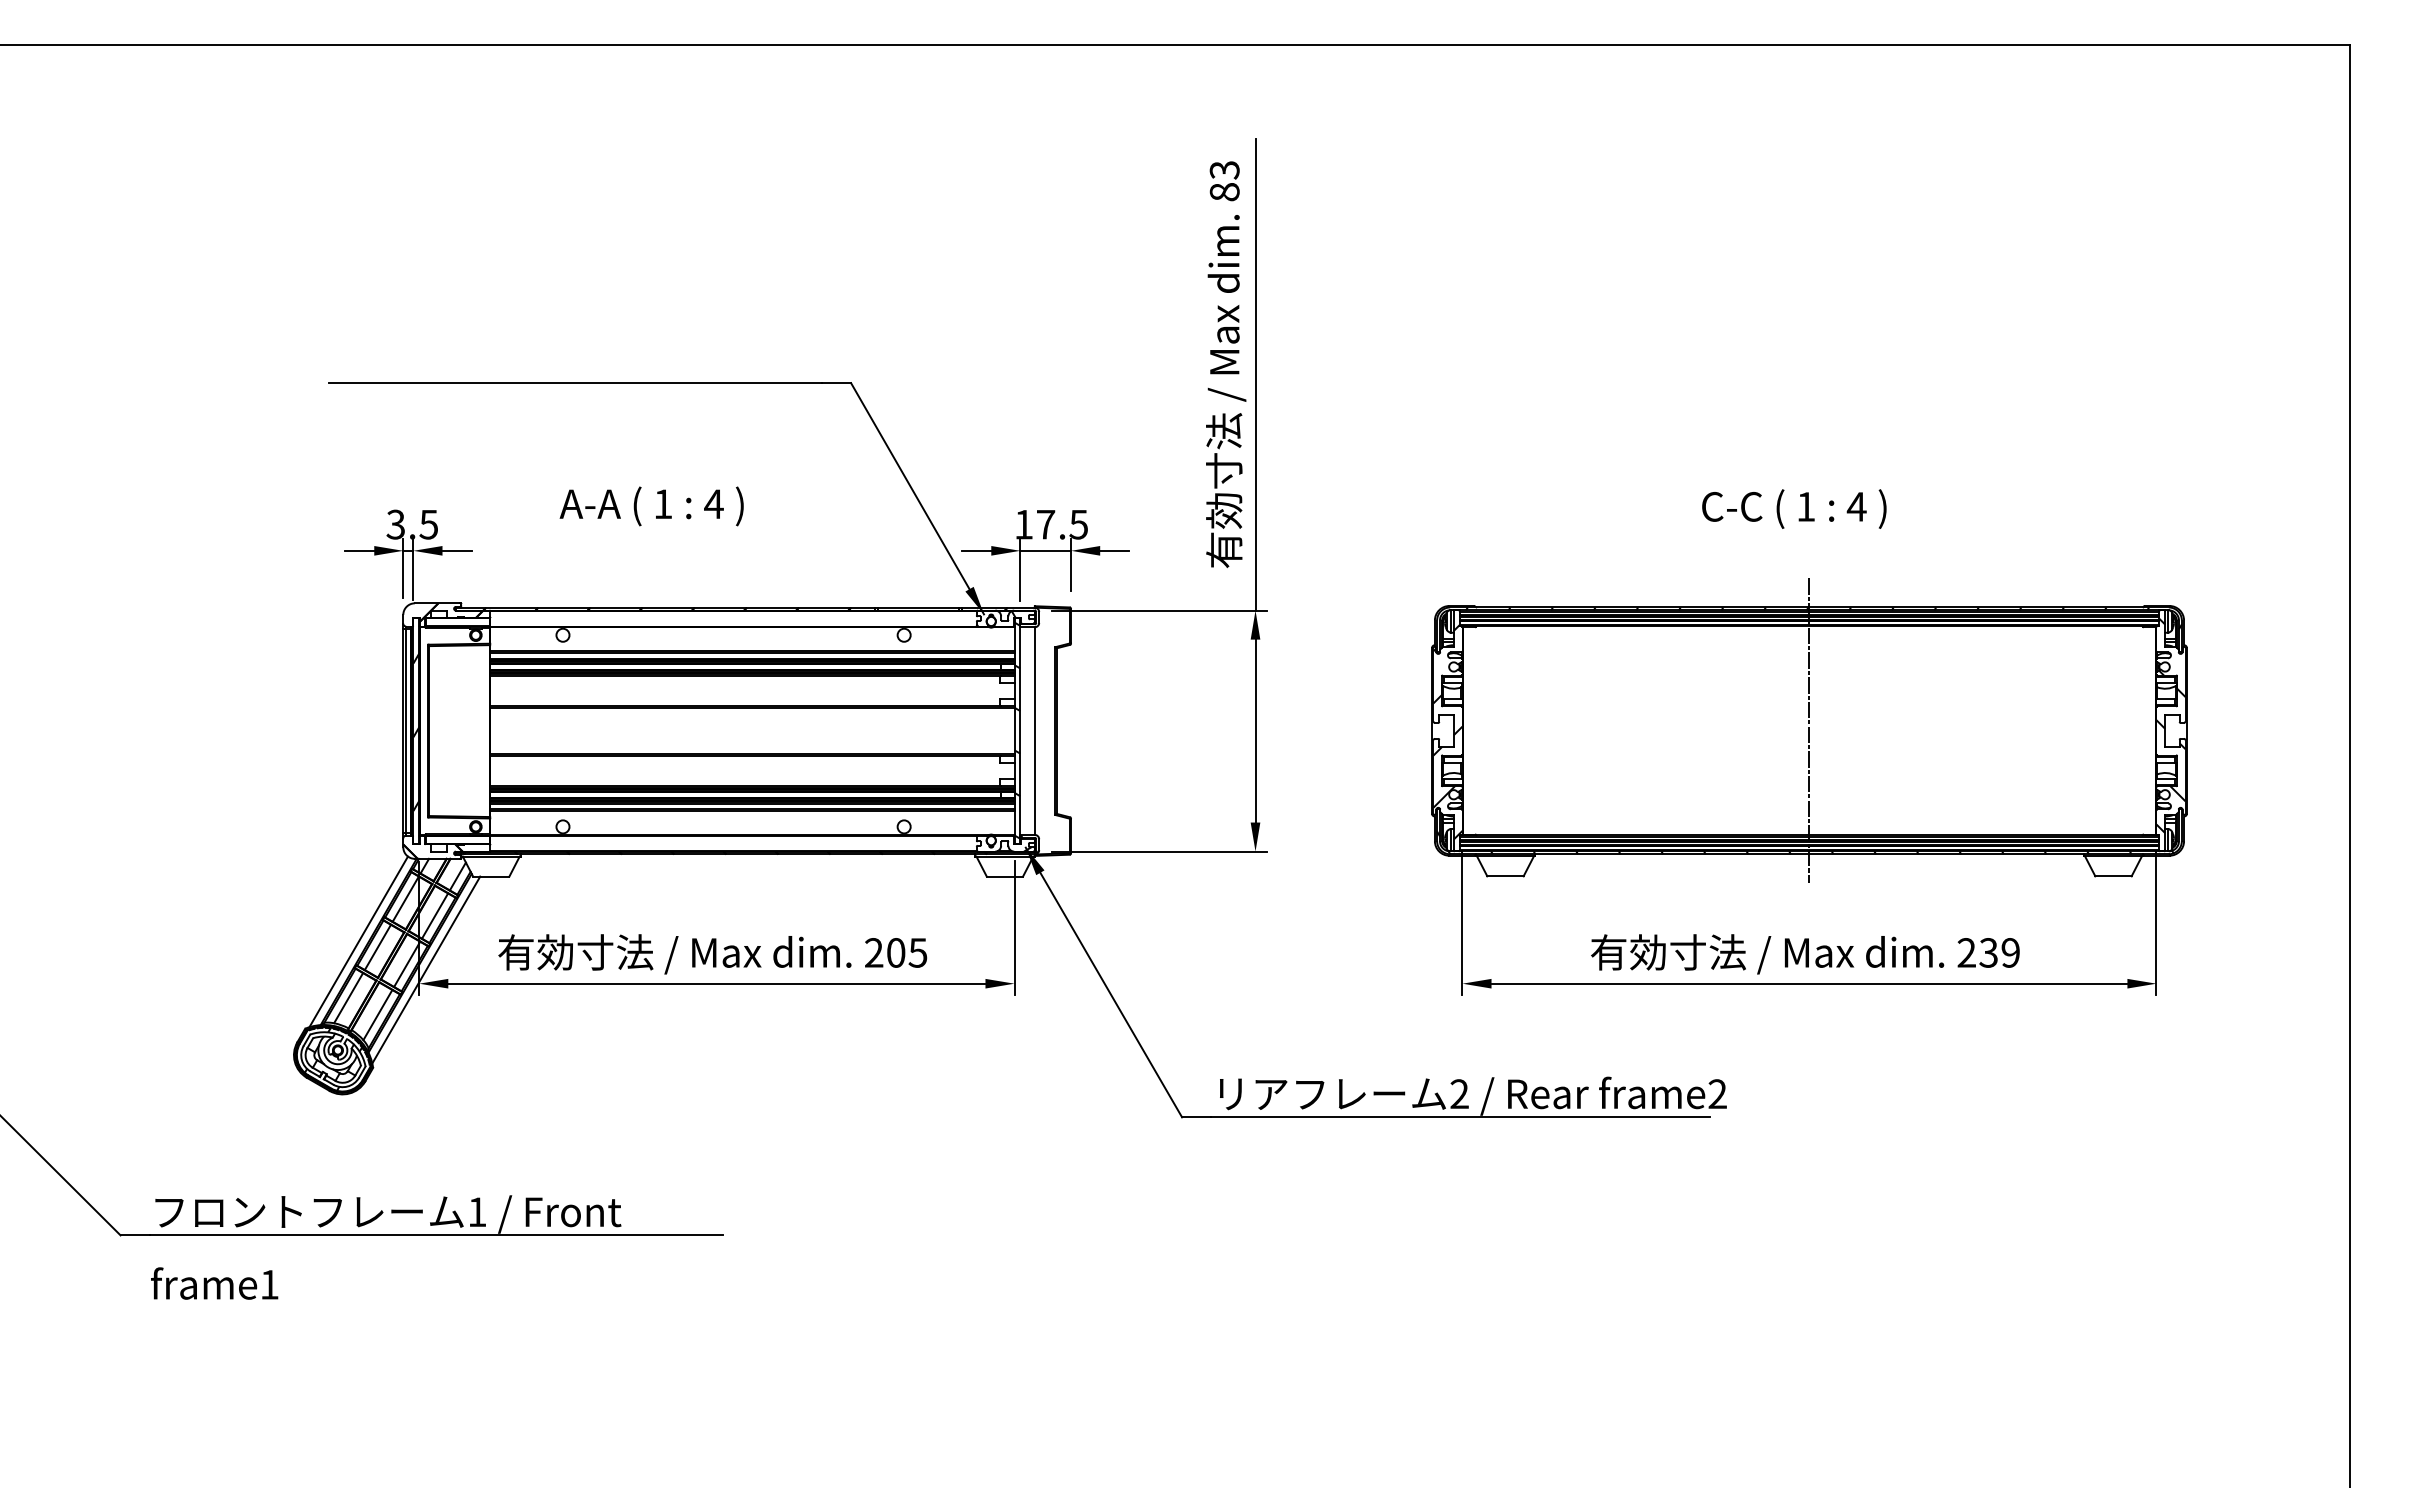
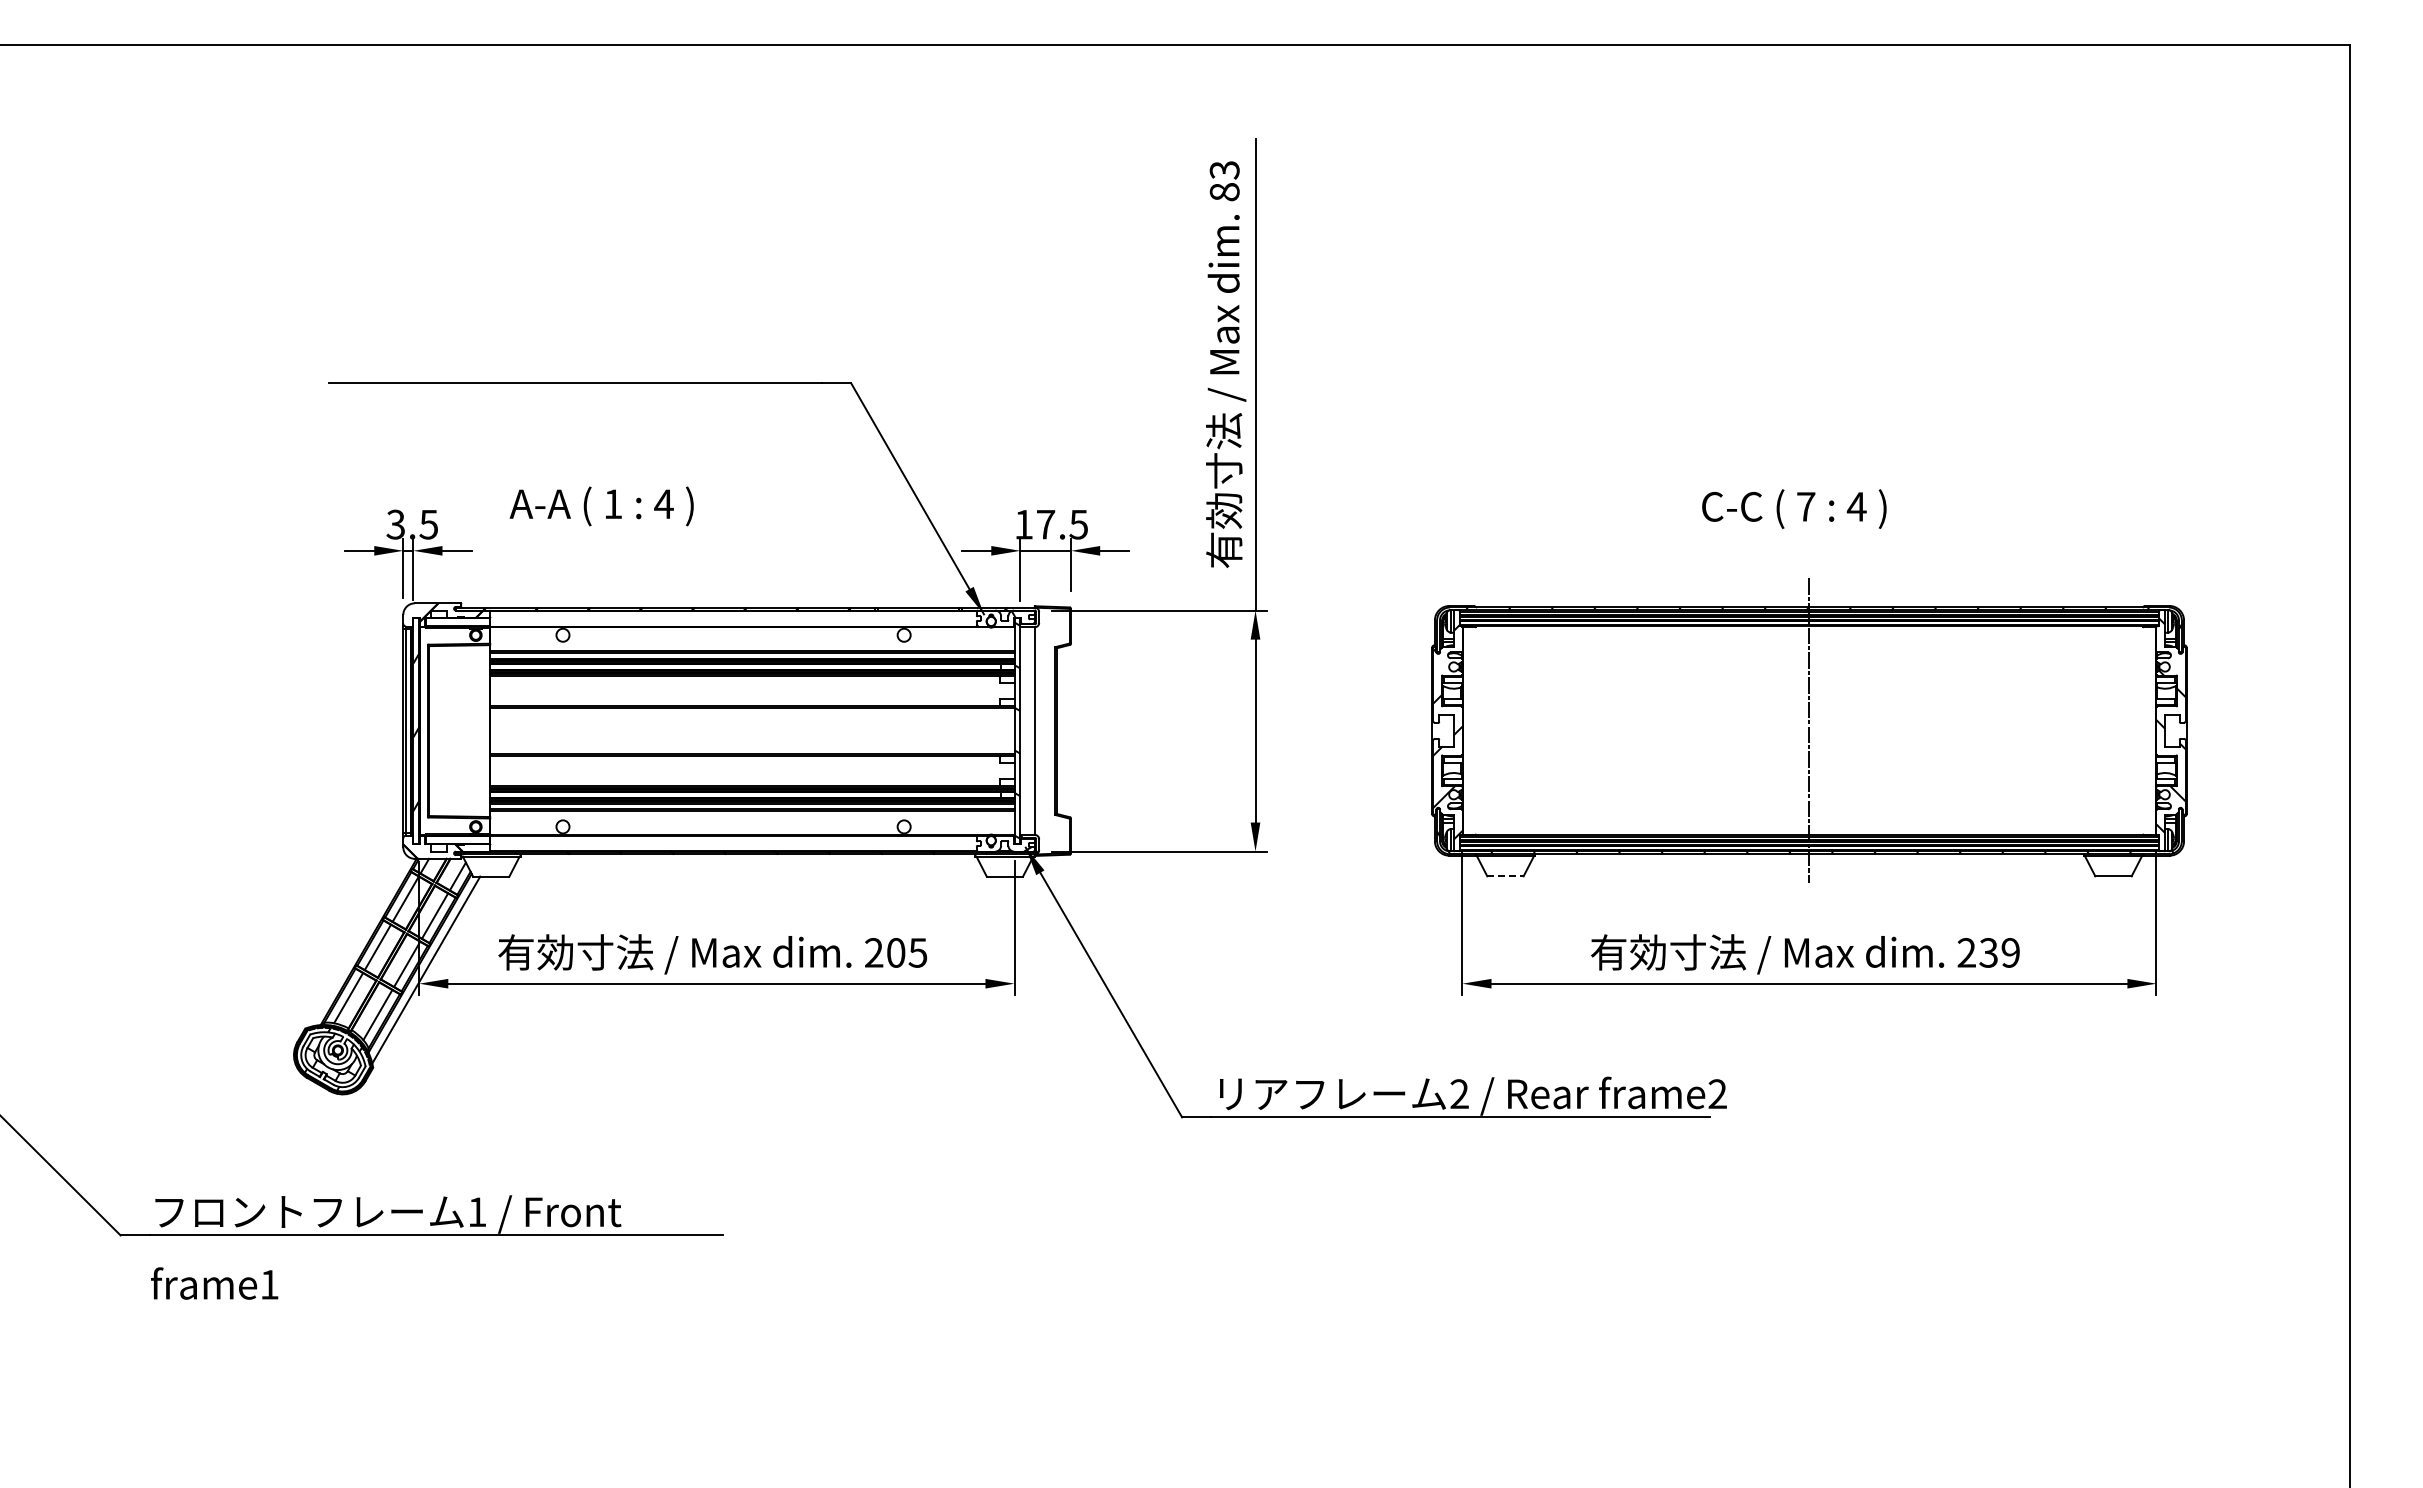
text position: (651, 506) -> (601, 506) (601, 506)
text: 1 -> 7 (1806, 506)
line: solid -> dashed (1505, 876)
line: present -> none (358, 941)
